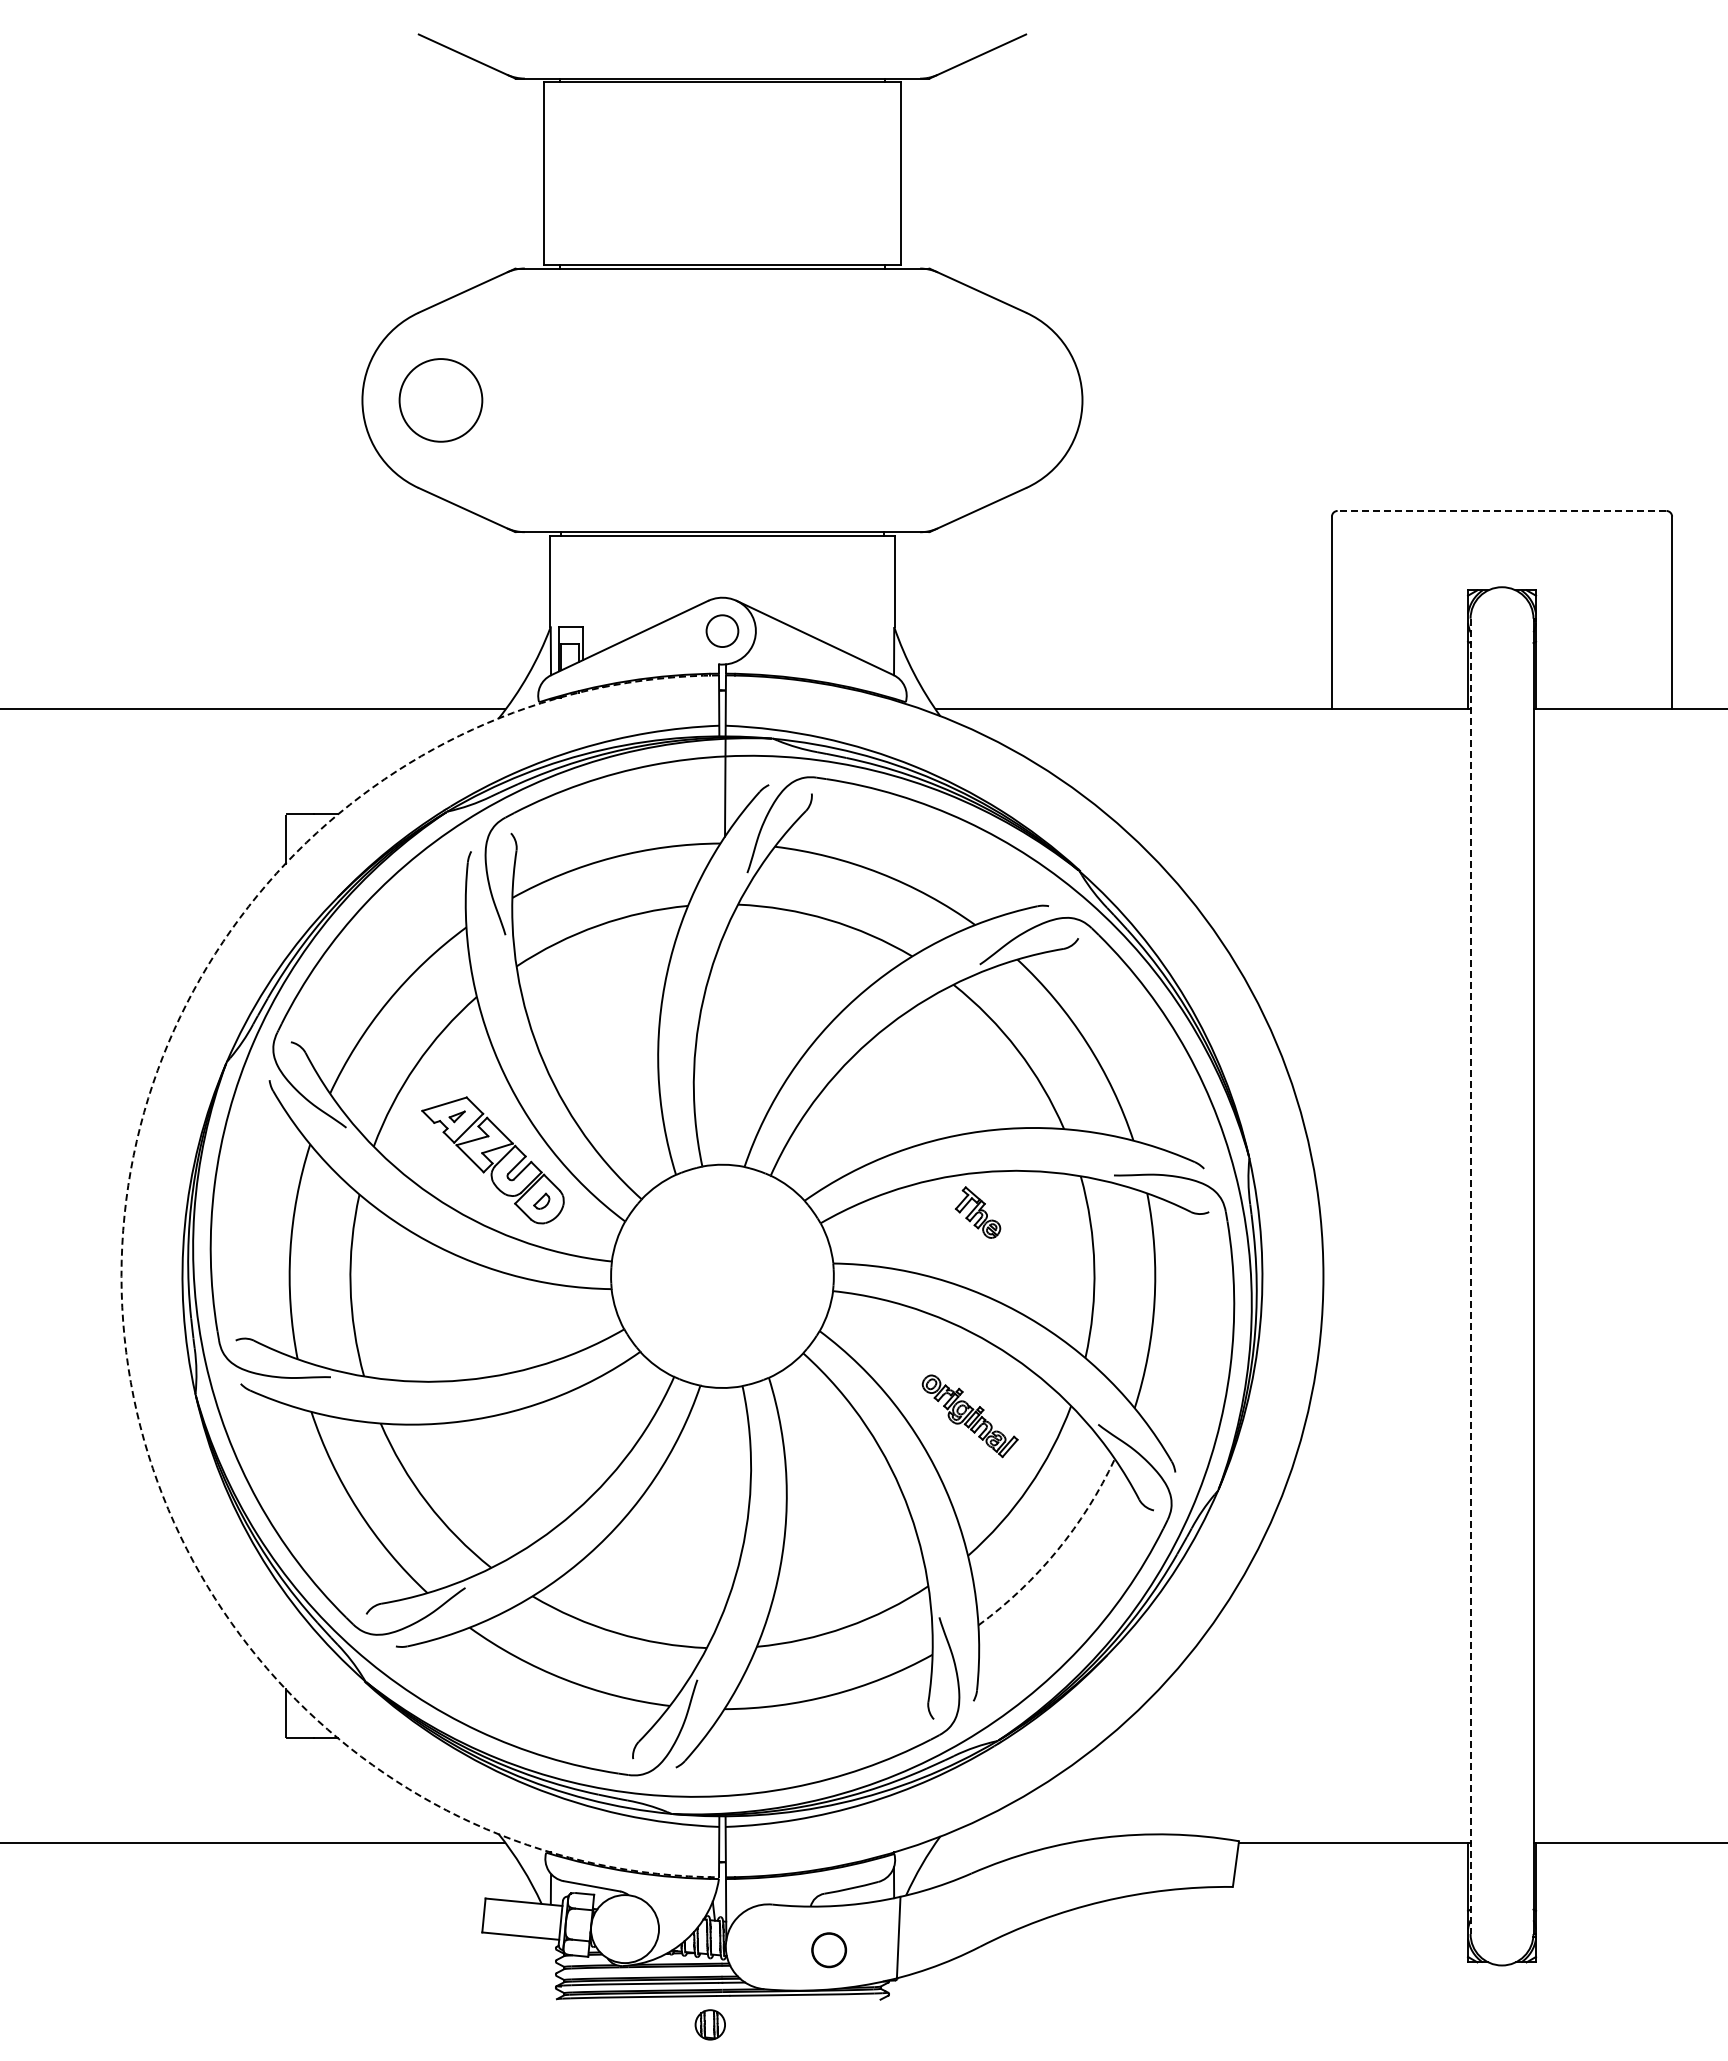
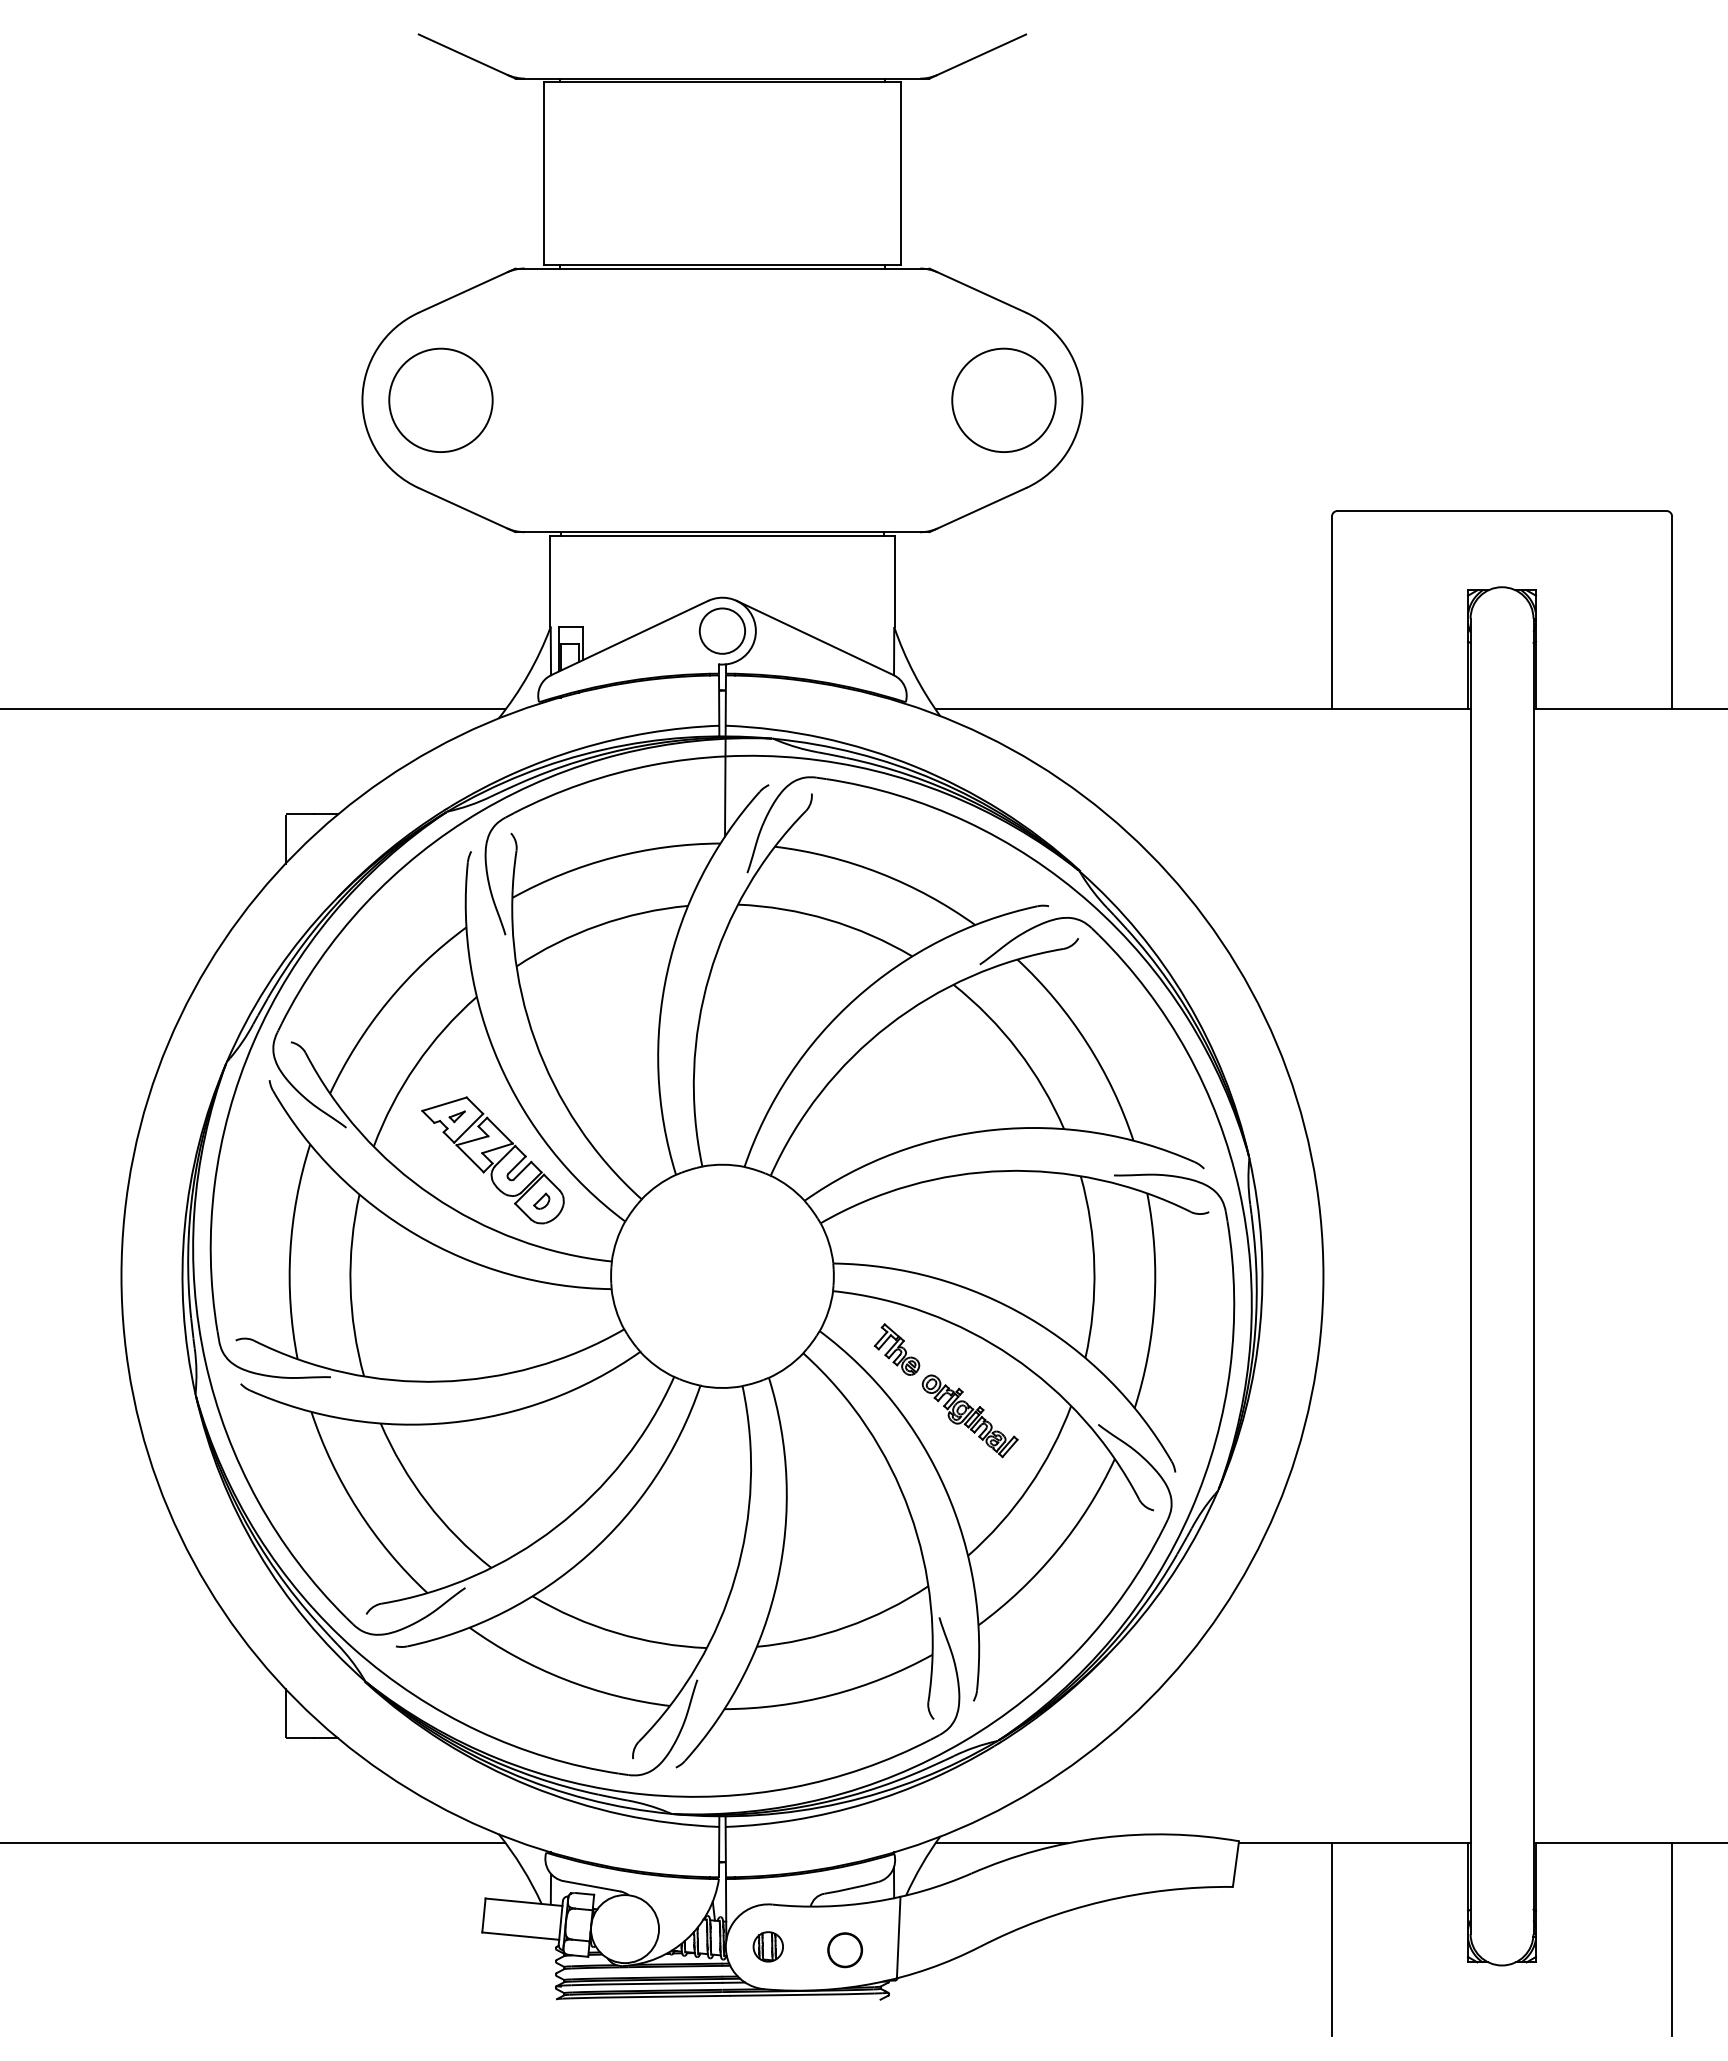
circle: none -> present (1003, 399)
circle diameter: 83 px -> 103 px (440, 400)
line: dashed -> solid (1501, 510)
circle diameter: 32 px -> 45 px (722, 630)
part position: (977, 1212) -> (896, 1349) (896, 1349)
arc: dashed -> solid (121, 1276)
line: dashed -> solid (1470, 1276)
arc: dashed -> solid (1057, 1550)
line: none -> present (1002, 1843)
line: none -> present (1331, 1939)
line: none -> present (1672, 1939)
circle position: (829, 1950) -> (845, 1950) (845, 1950)
part position: (709, 2024) -> (767, 1946) (767, 1946)
